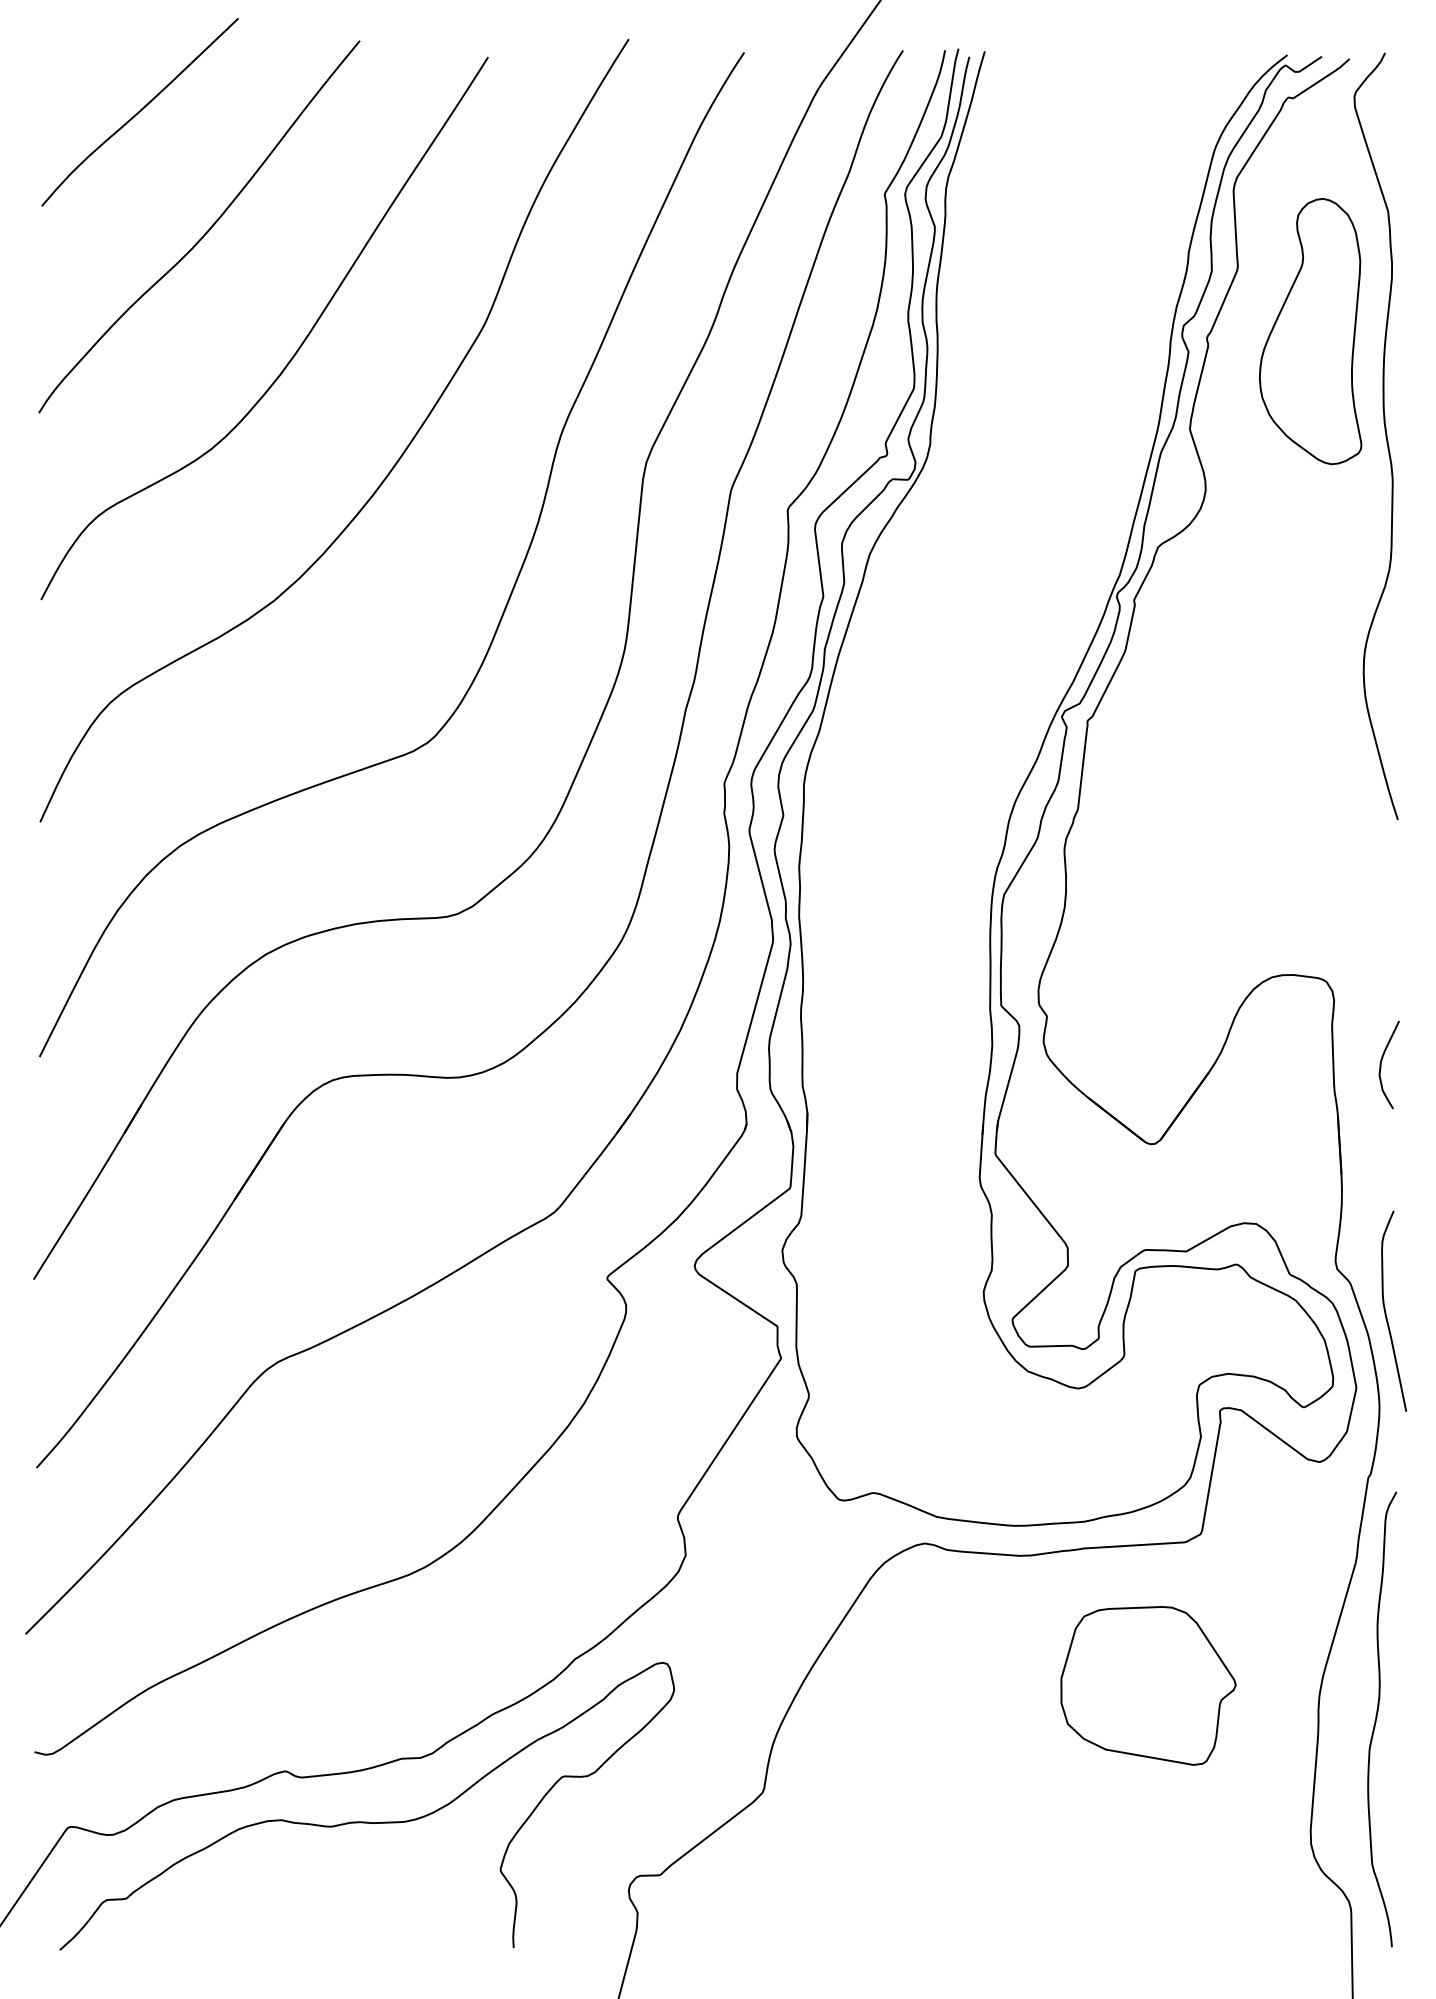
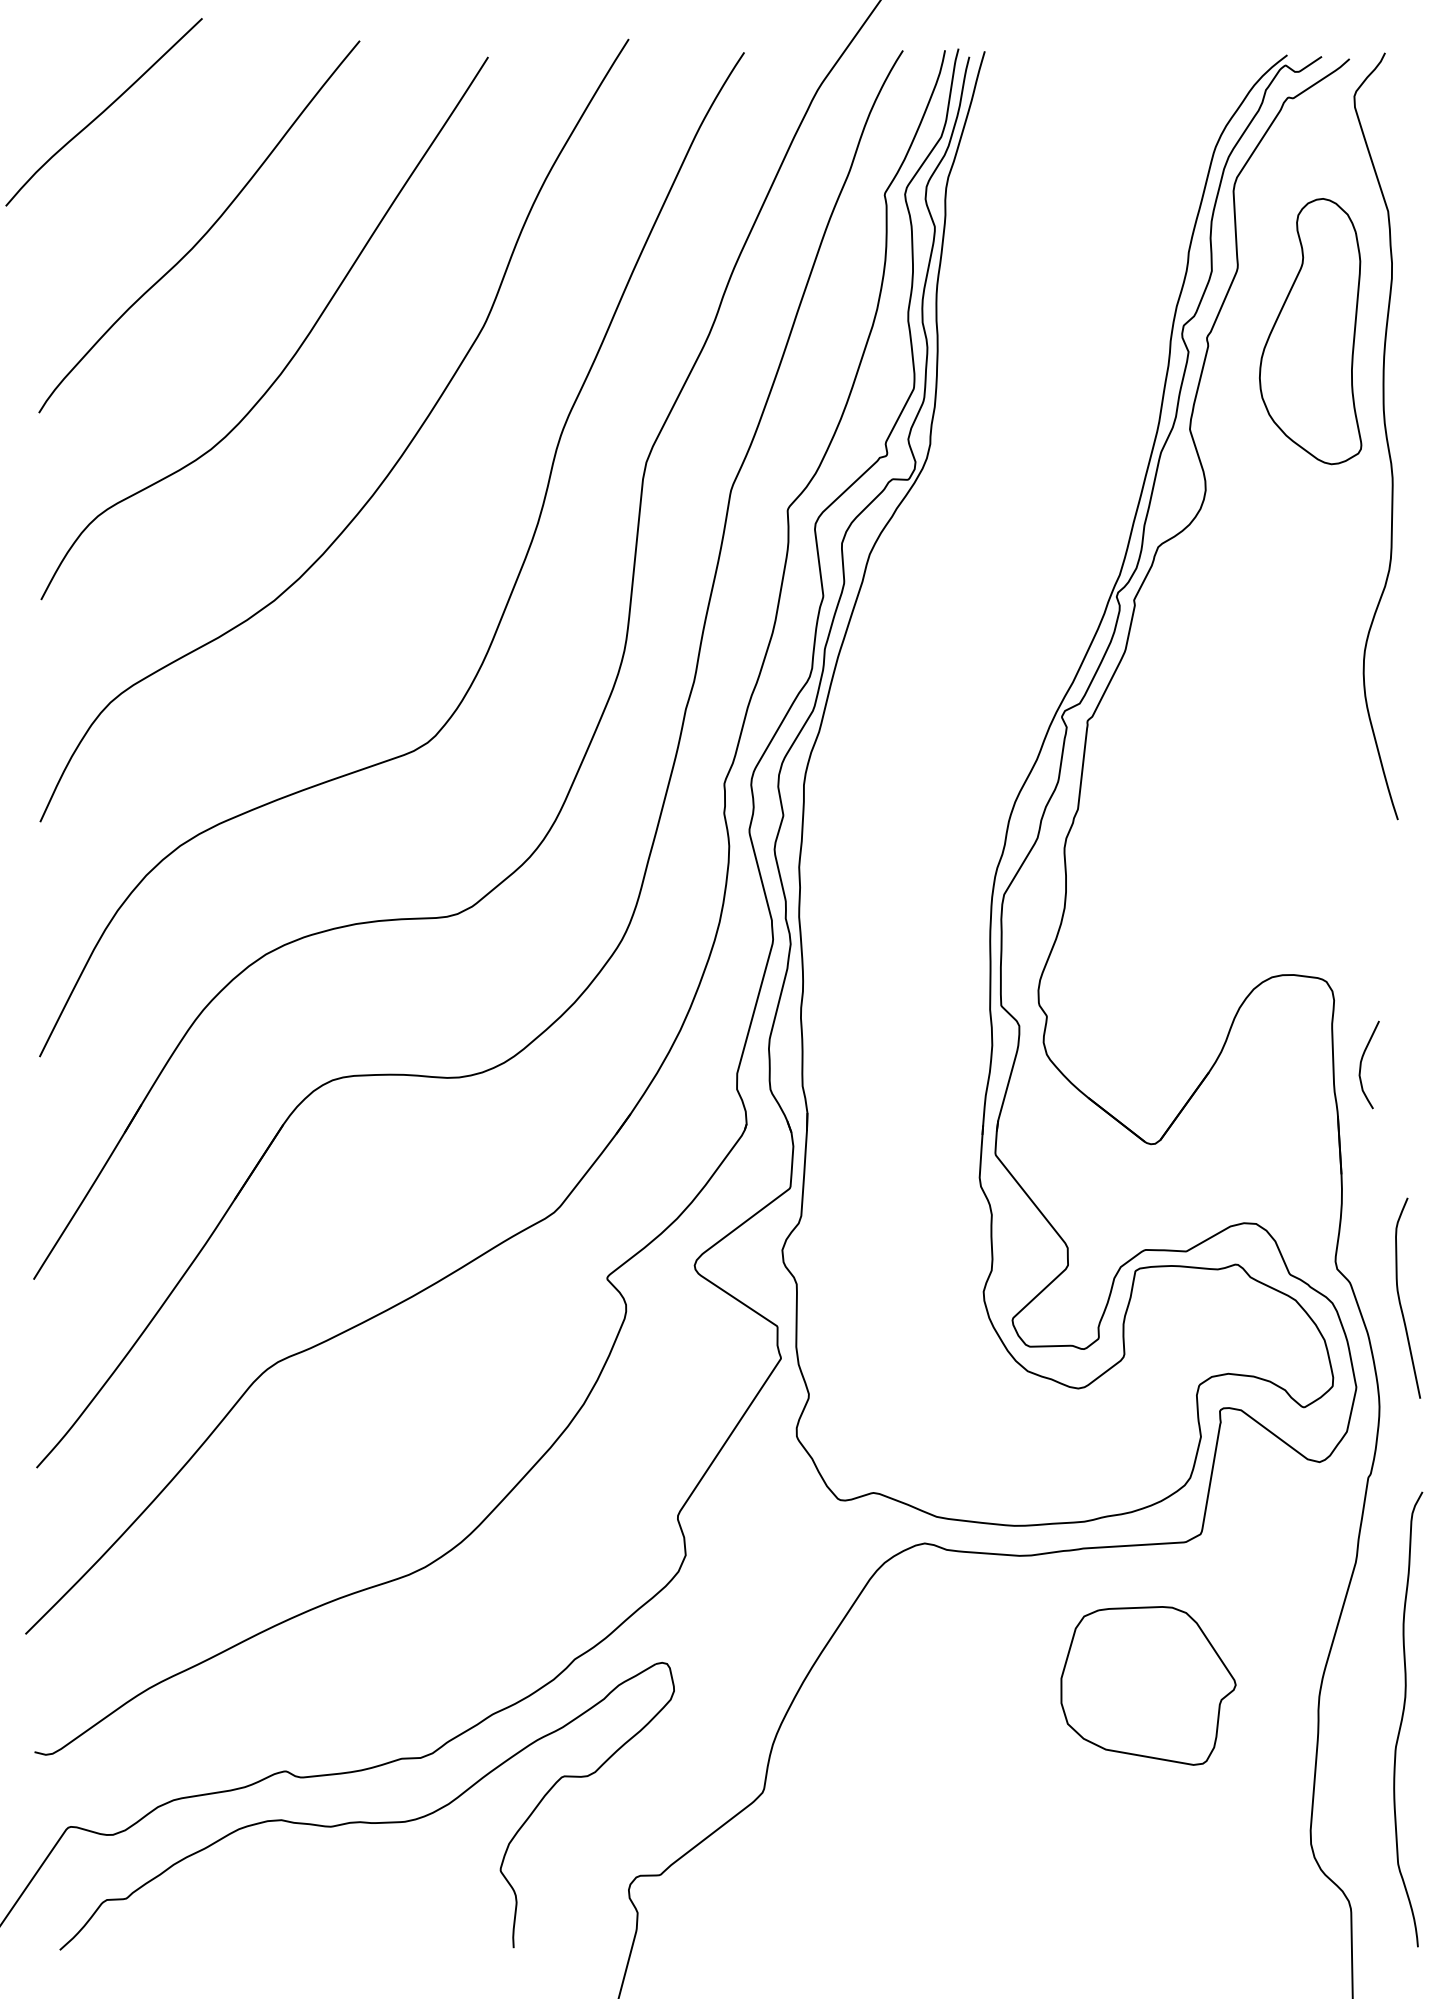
curve position: (139, 112) -> (103, 112) (103, 112)
curve position: (1382, 1061) -> (1362, 1061) (1362, 1061)
curve position: (1386, 1312) -> (1400, 1299) (1400, 1299)
curve position: (1377, 1718) -> (1403, 1718) (1403, 1718)
